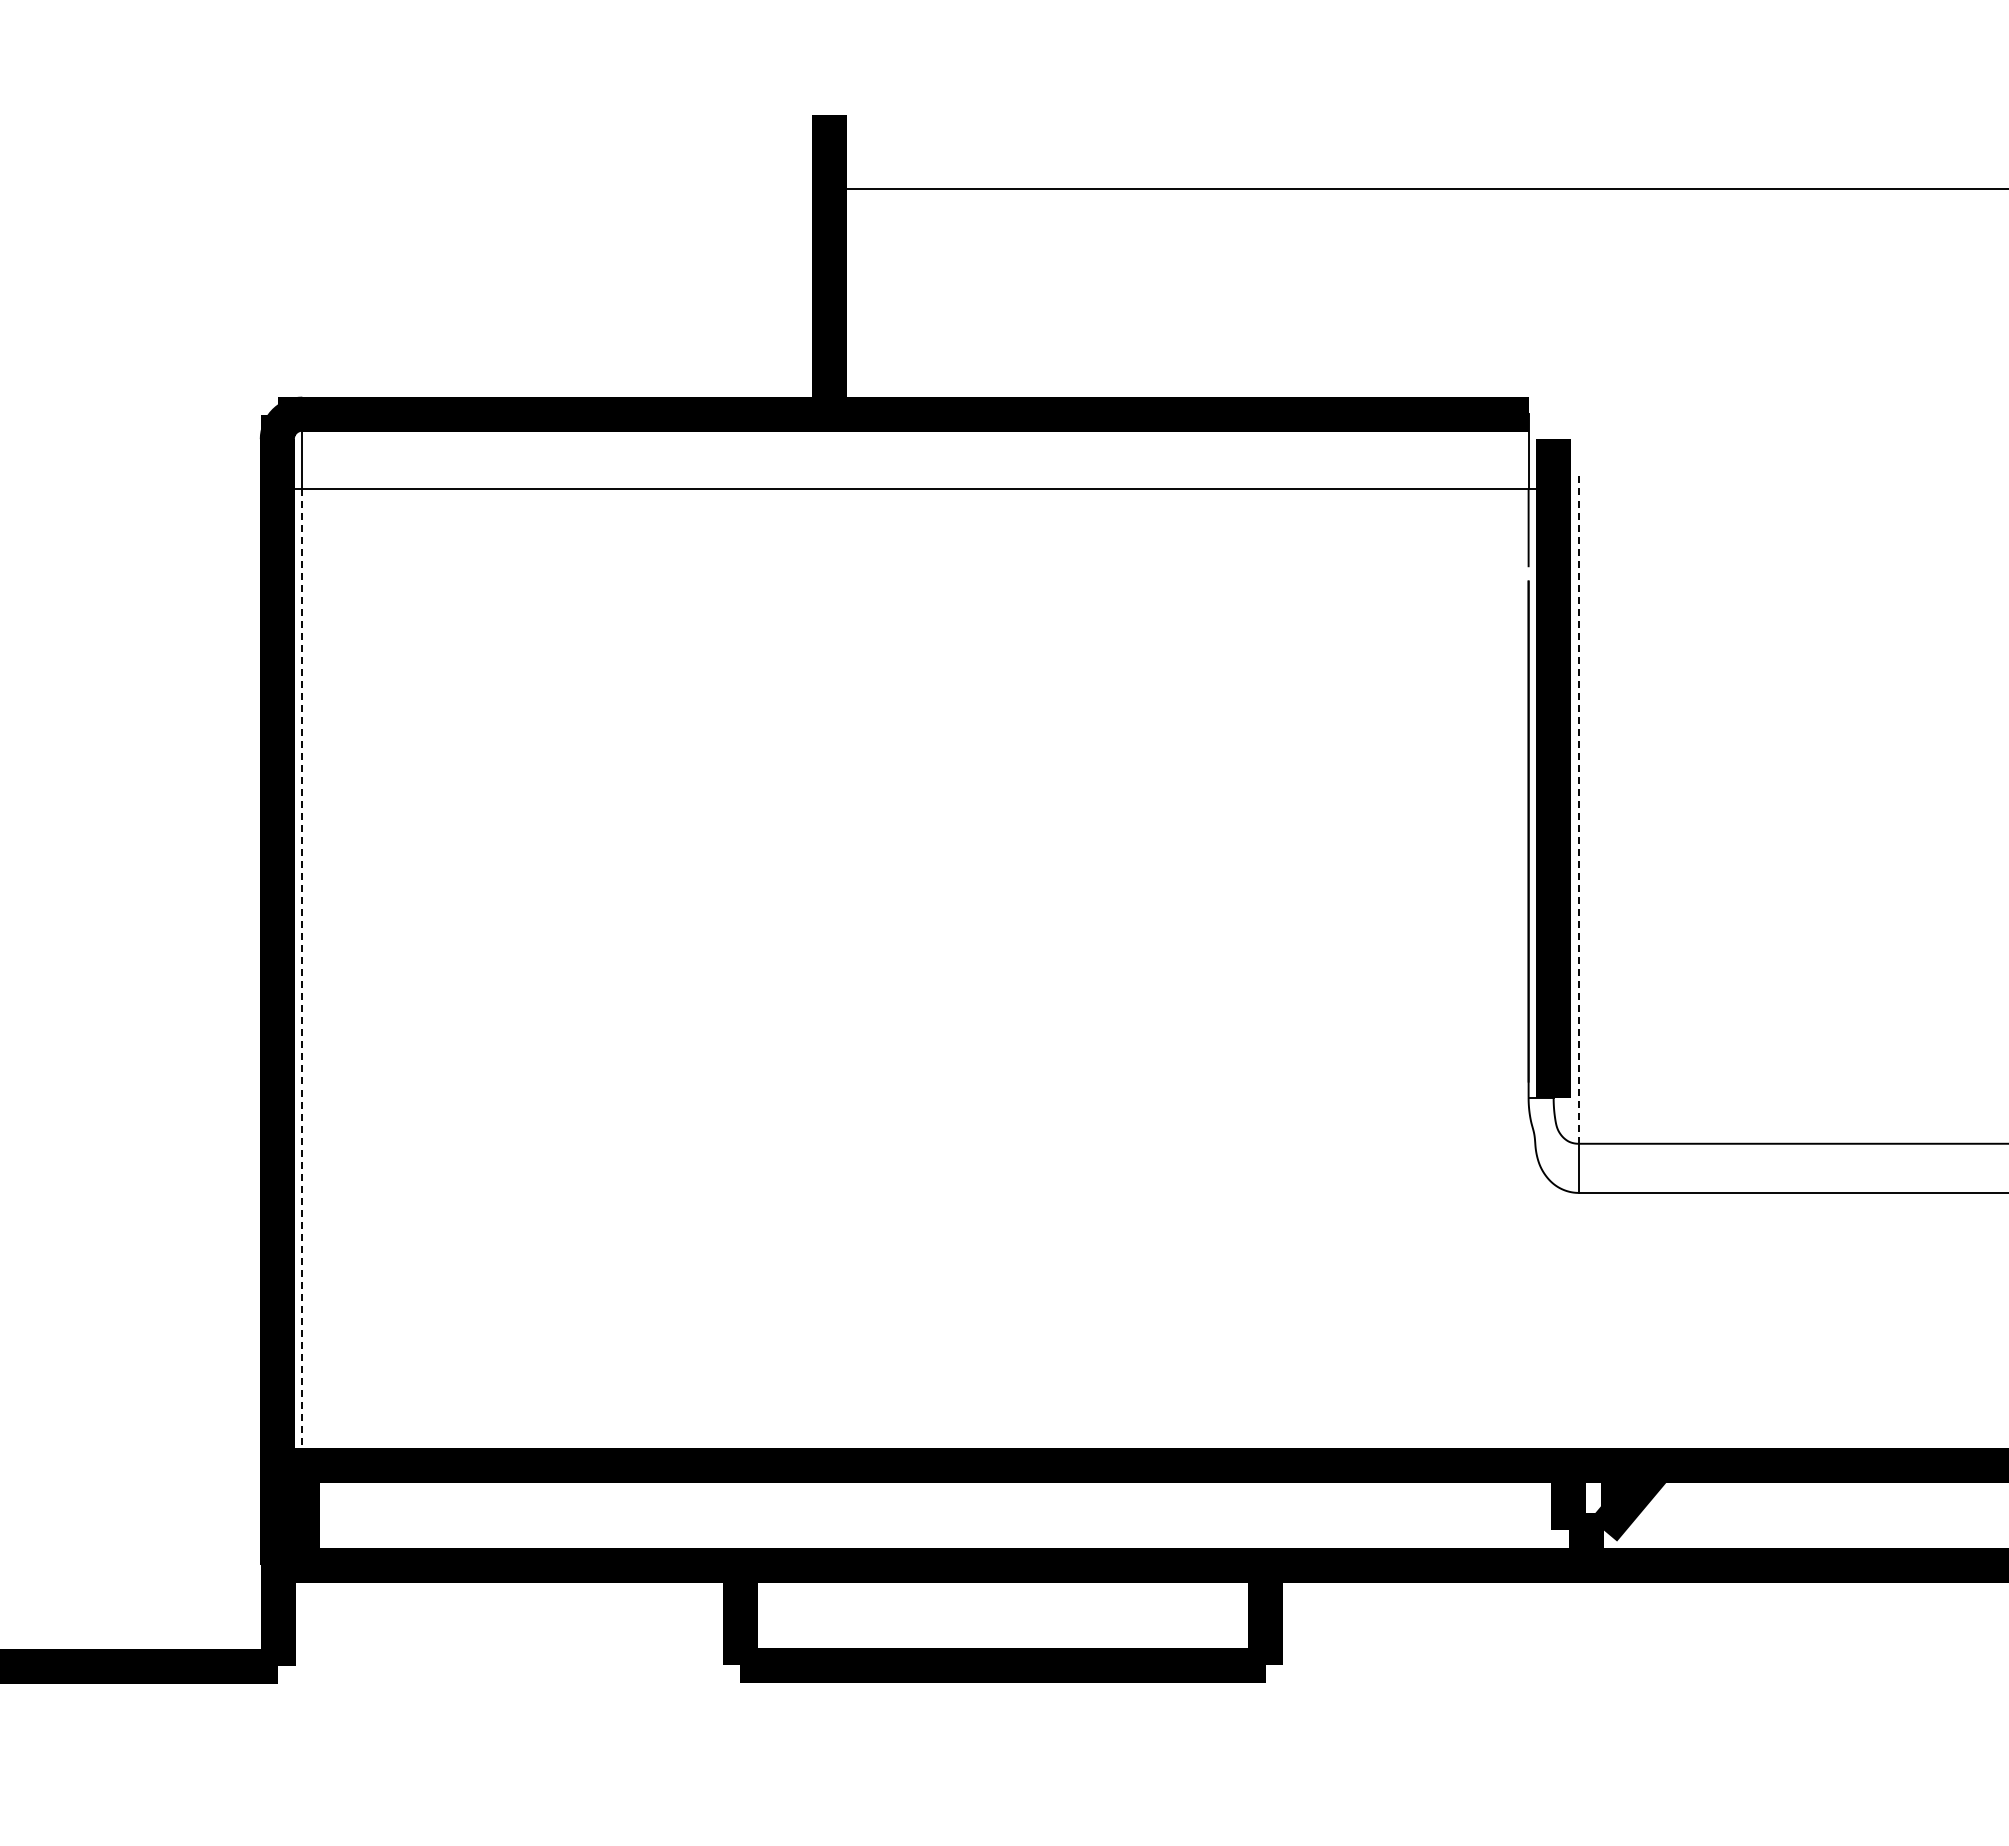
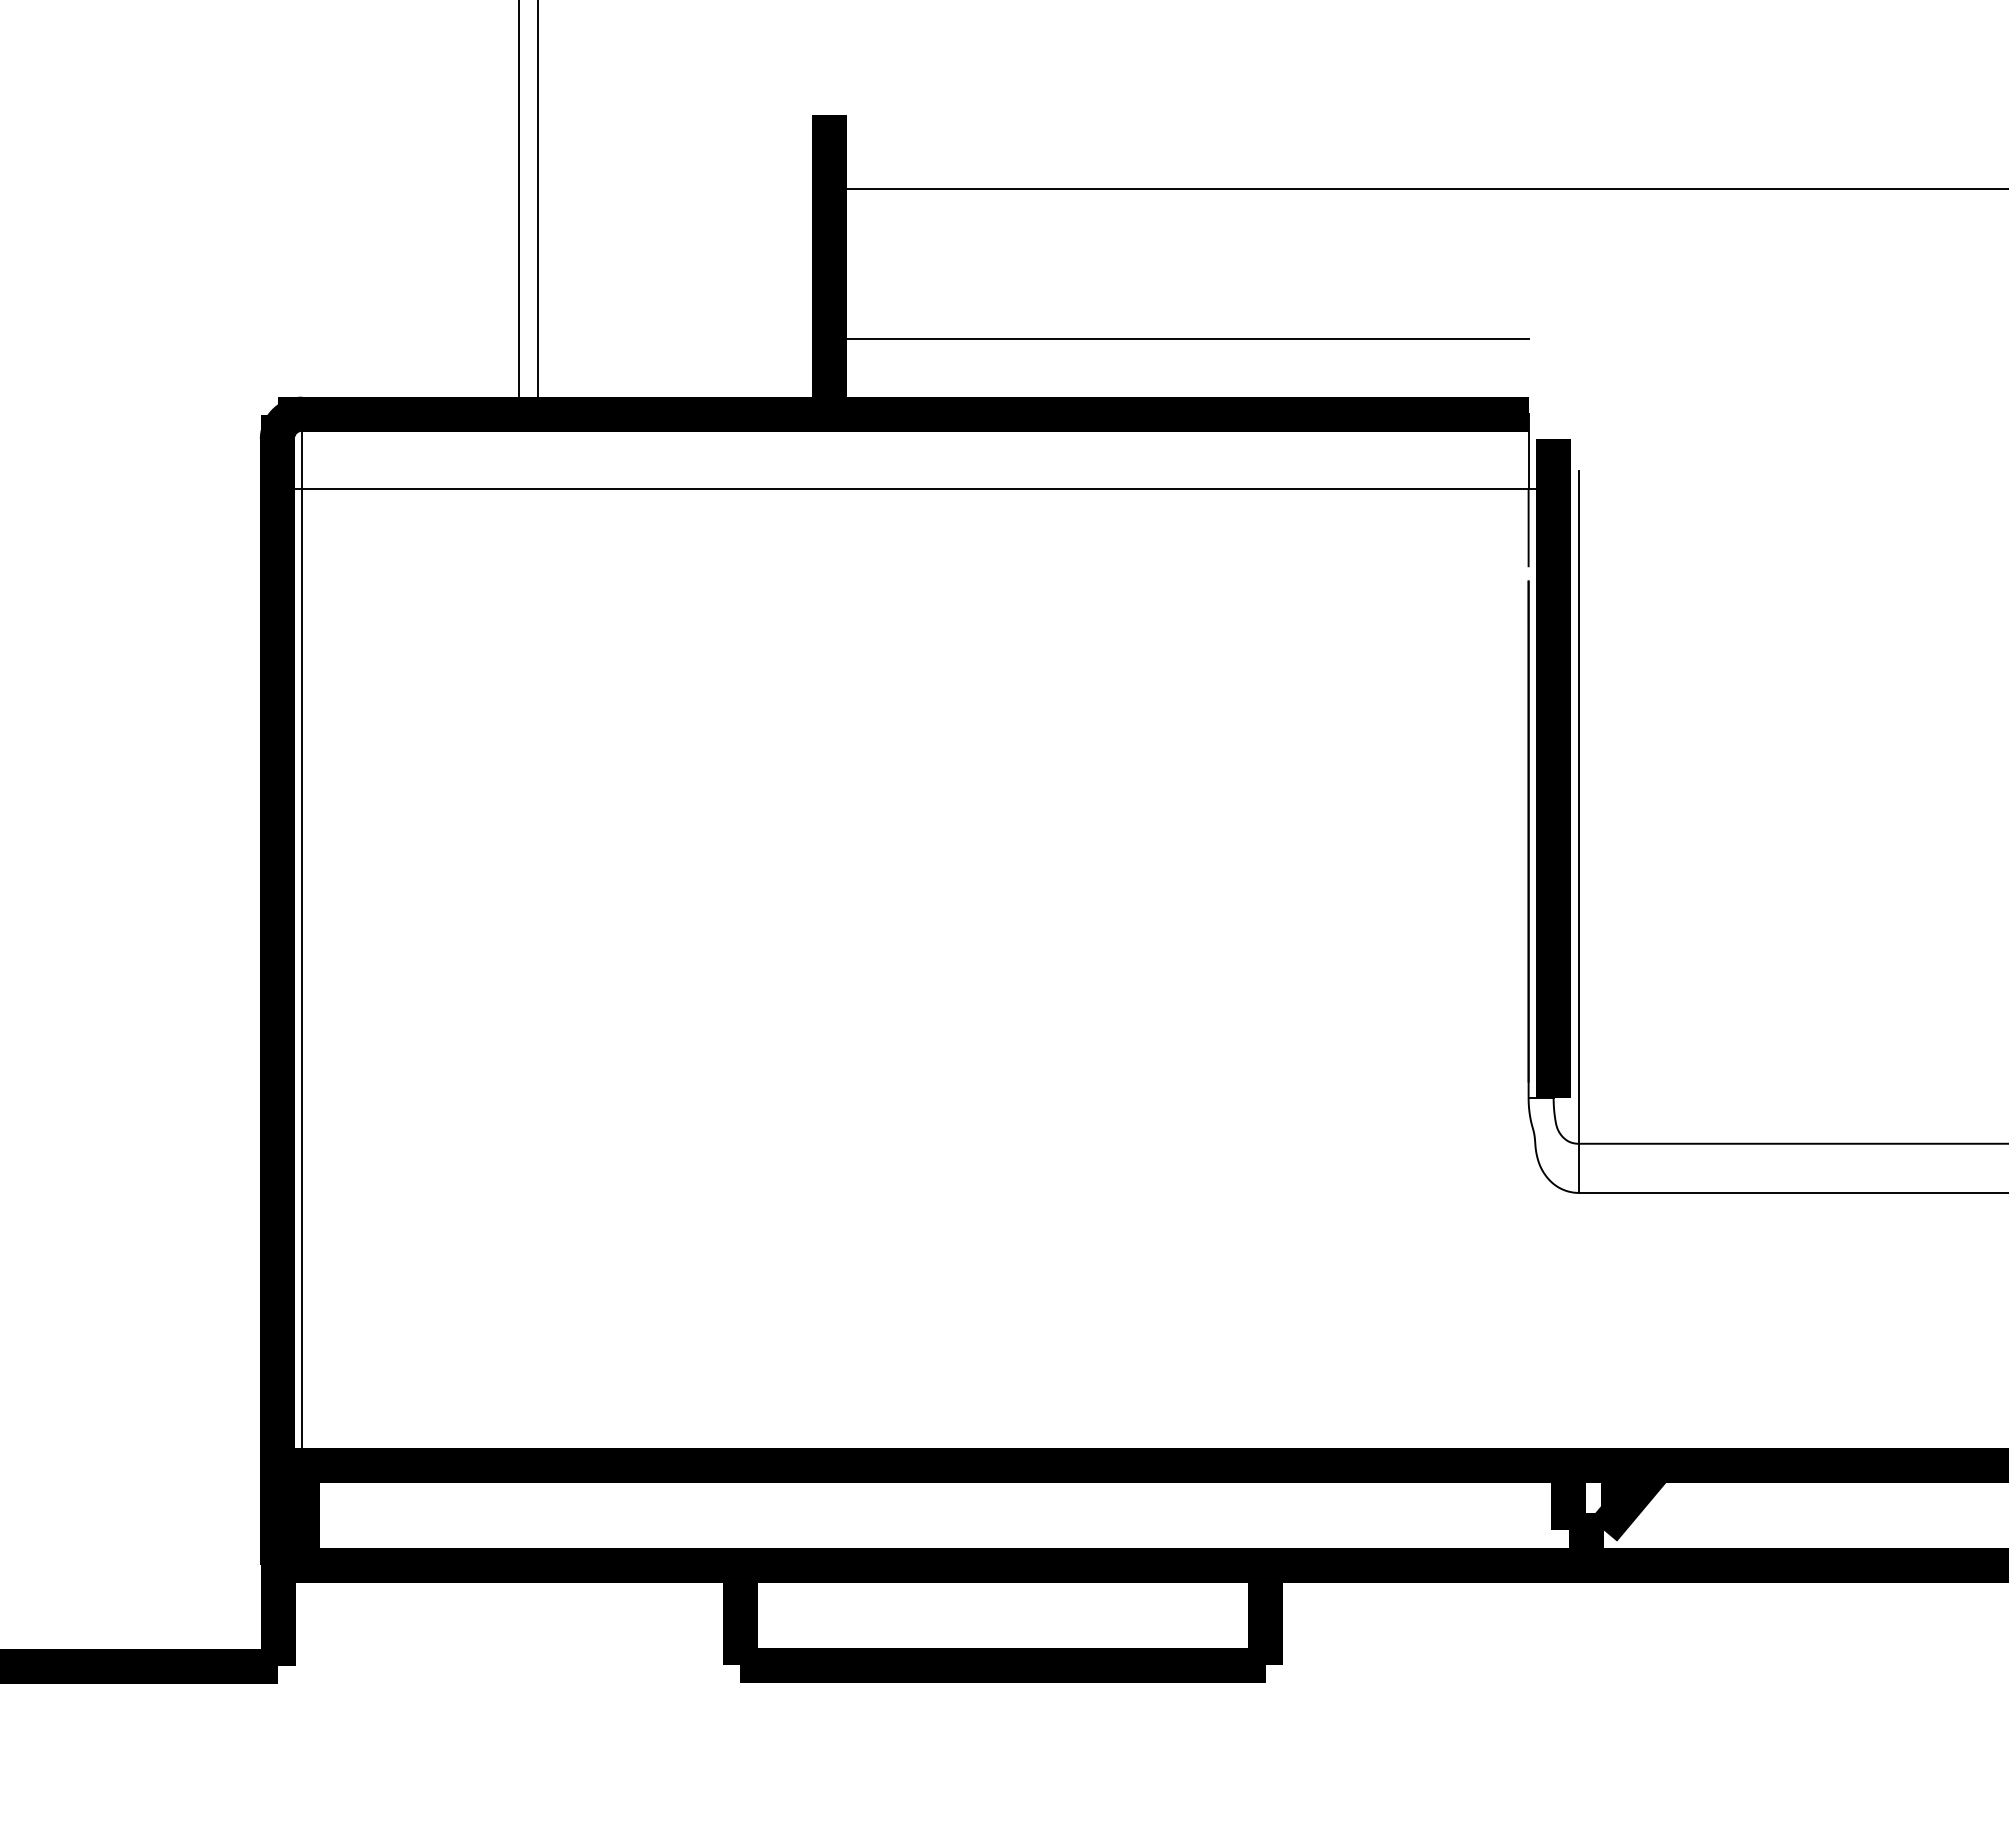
line: none -> present (519, 208)
line: none -> present (537, 208)
line: none -> present (1178, 339)
line: dashed -> solid (1578, 806)
line: dashed -> solid (302, 977)
